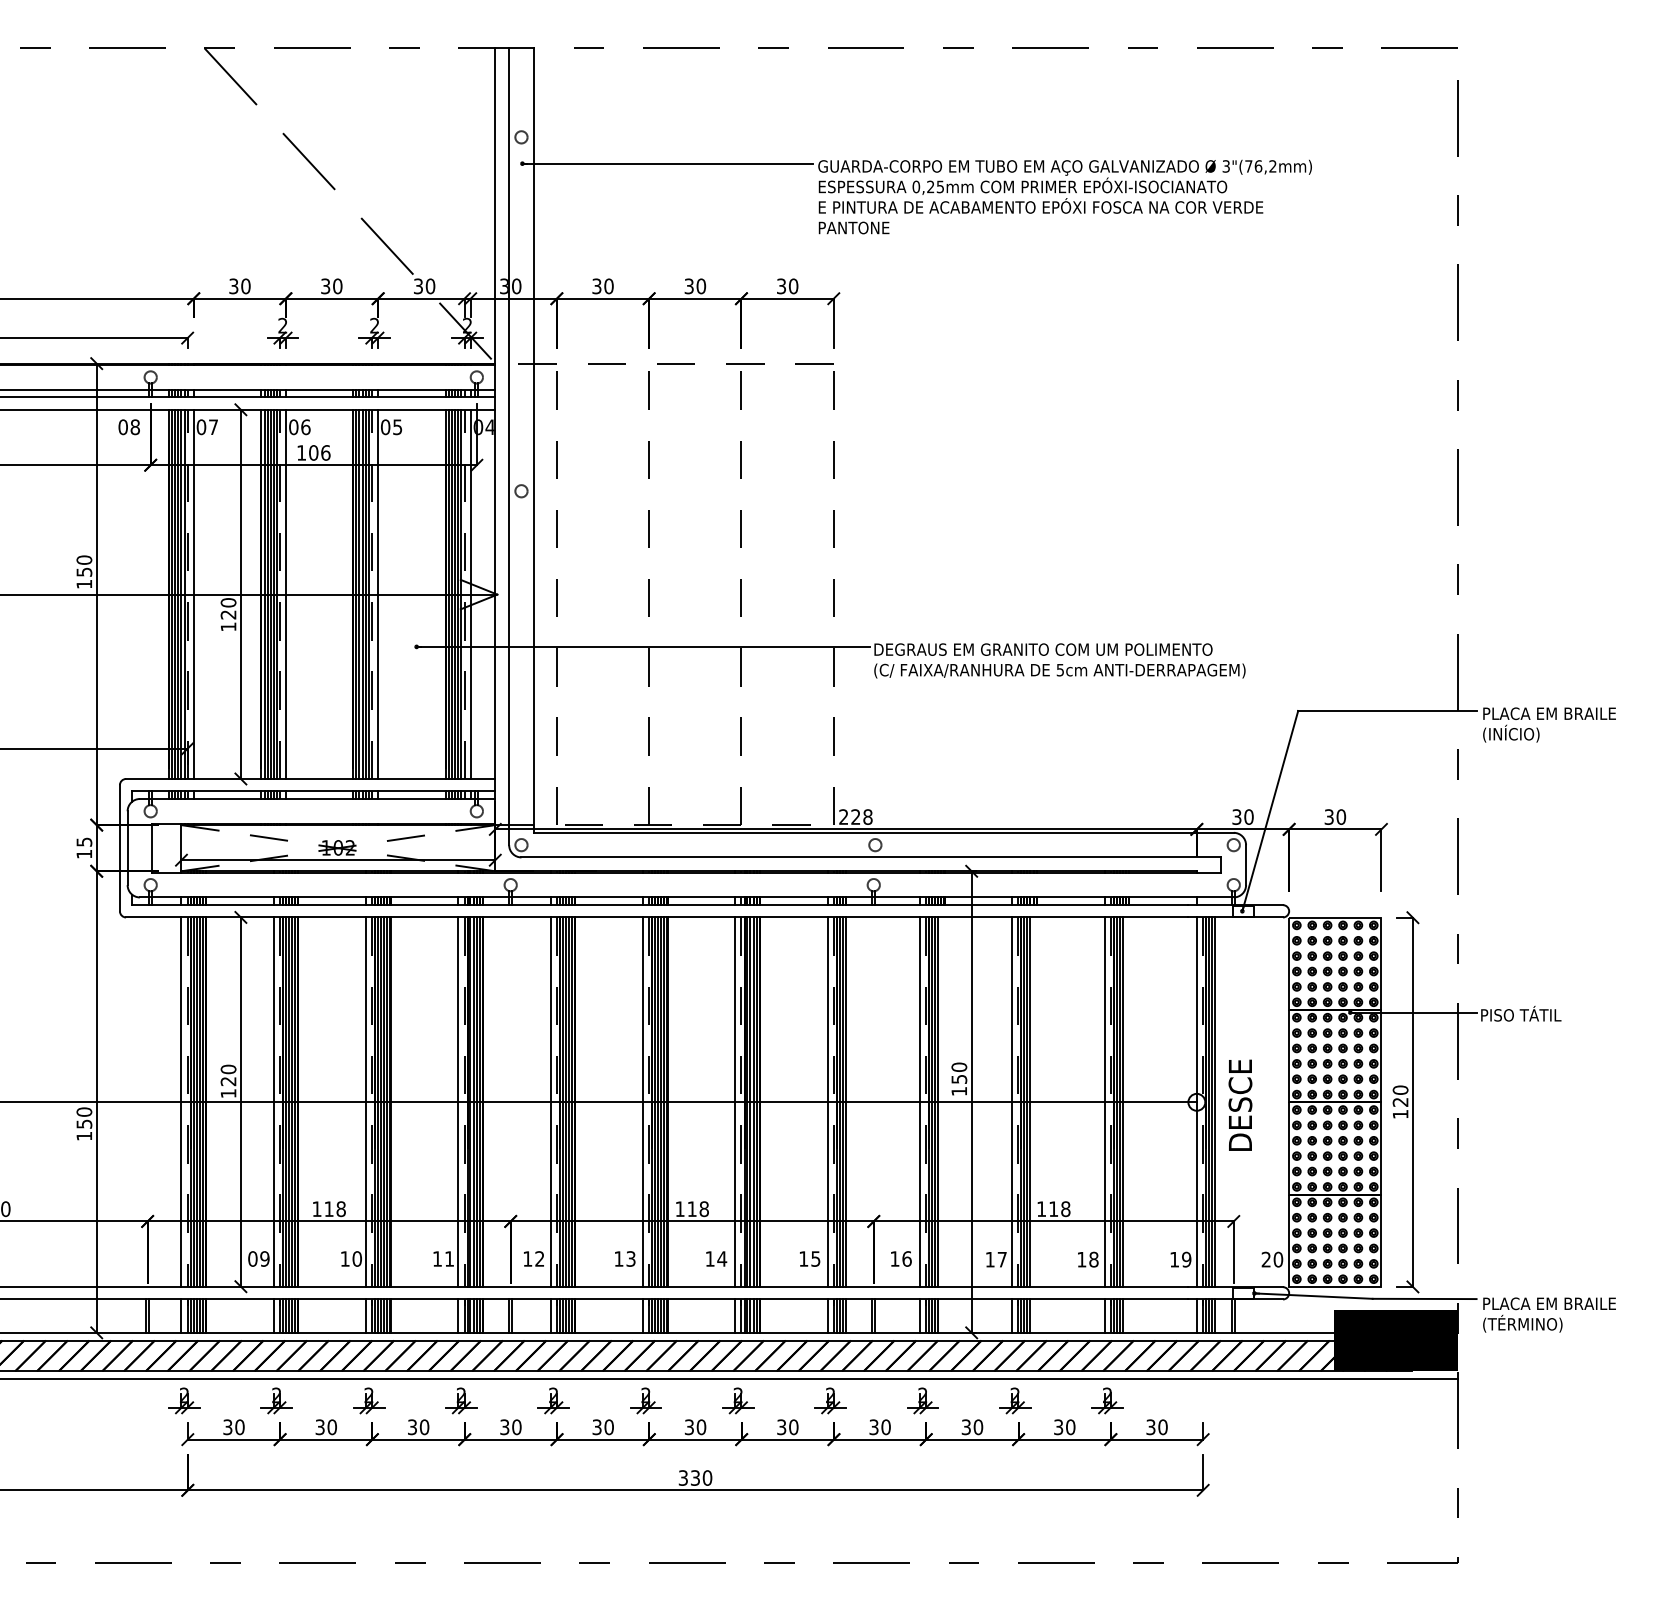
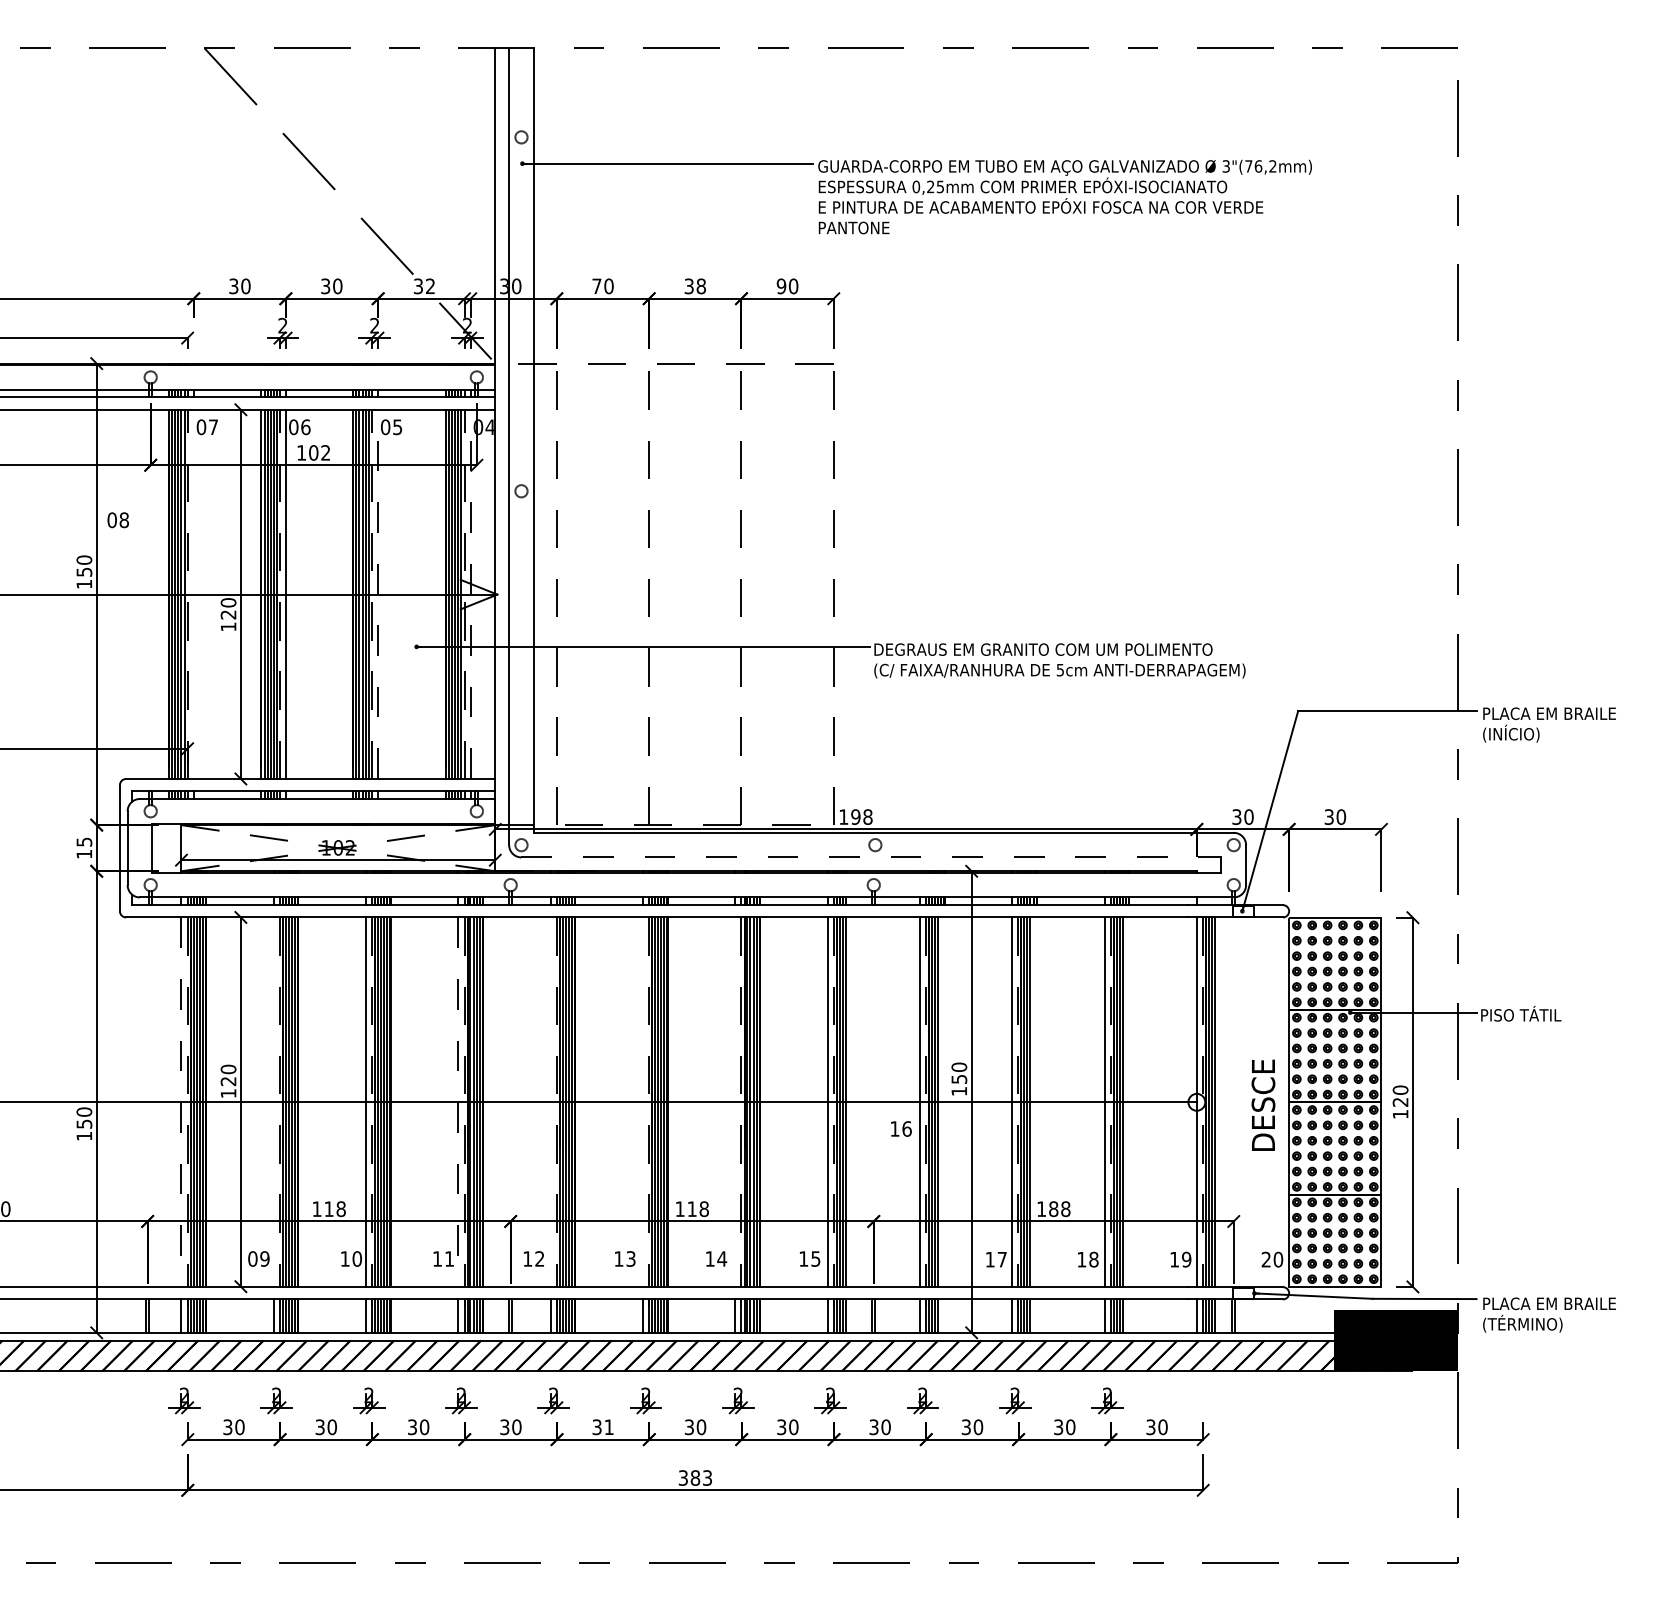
text: 30 -> 38 (701, 285)
text: 30 -> 32 (430, 286)
text: 30 -> 70 (596, 286)
text: 30 -> 90 (781, 286)
text position: (128, 427) -> (117, 520) (117, 520)
text: 106 -> 102 (325, 452)
line: present -> none (193, 593)
line: solid -> dashed (377, 594)
line: solid -> dashed (470, 594)
text: 228 -> 198 (849, 816)
line: solid -> dashed (871, 857)
line: solid -> dashed (181, 1102)
line: present -> none (273, 1102)
line: solid -> dashed (458, 1102)
line: present -> none (550, 1102)
line: present -> none (643, 1102)
line: present -> none (735, 1102)
text position: (1240, 1104) -> (1263, 1104) (1263, 1104)
text: 118 -> 188 (1053, 1209)
text position: (901, 1258) -> (901, 1128) (901, 1128)
line: present -> none (730, 1378)
text: 30 -> 31 (608, 1427)
text: 330 -> 383 (701, 1477)
